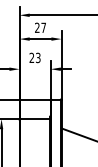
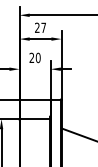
text: 23 -> 20 (37, 57)
